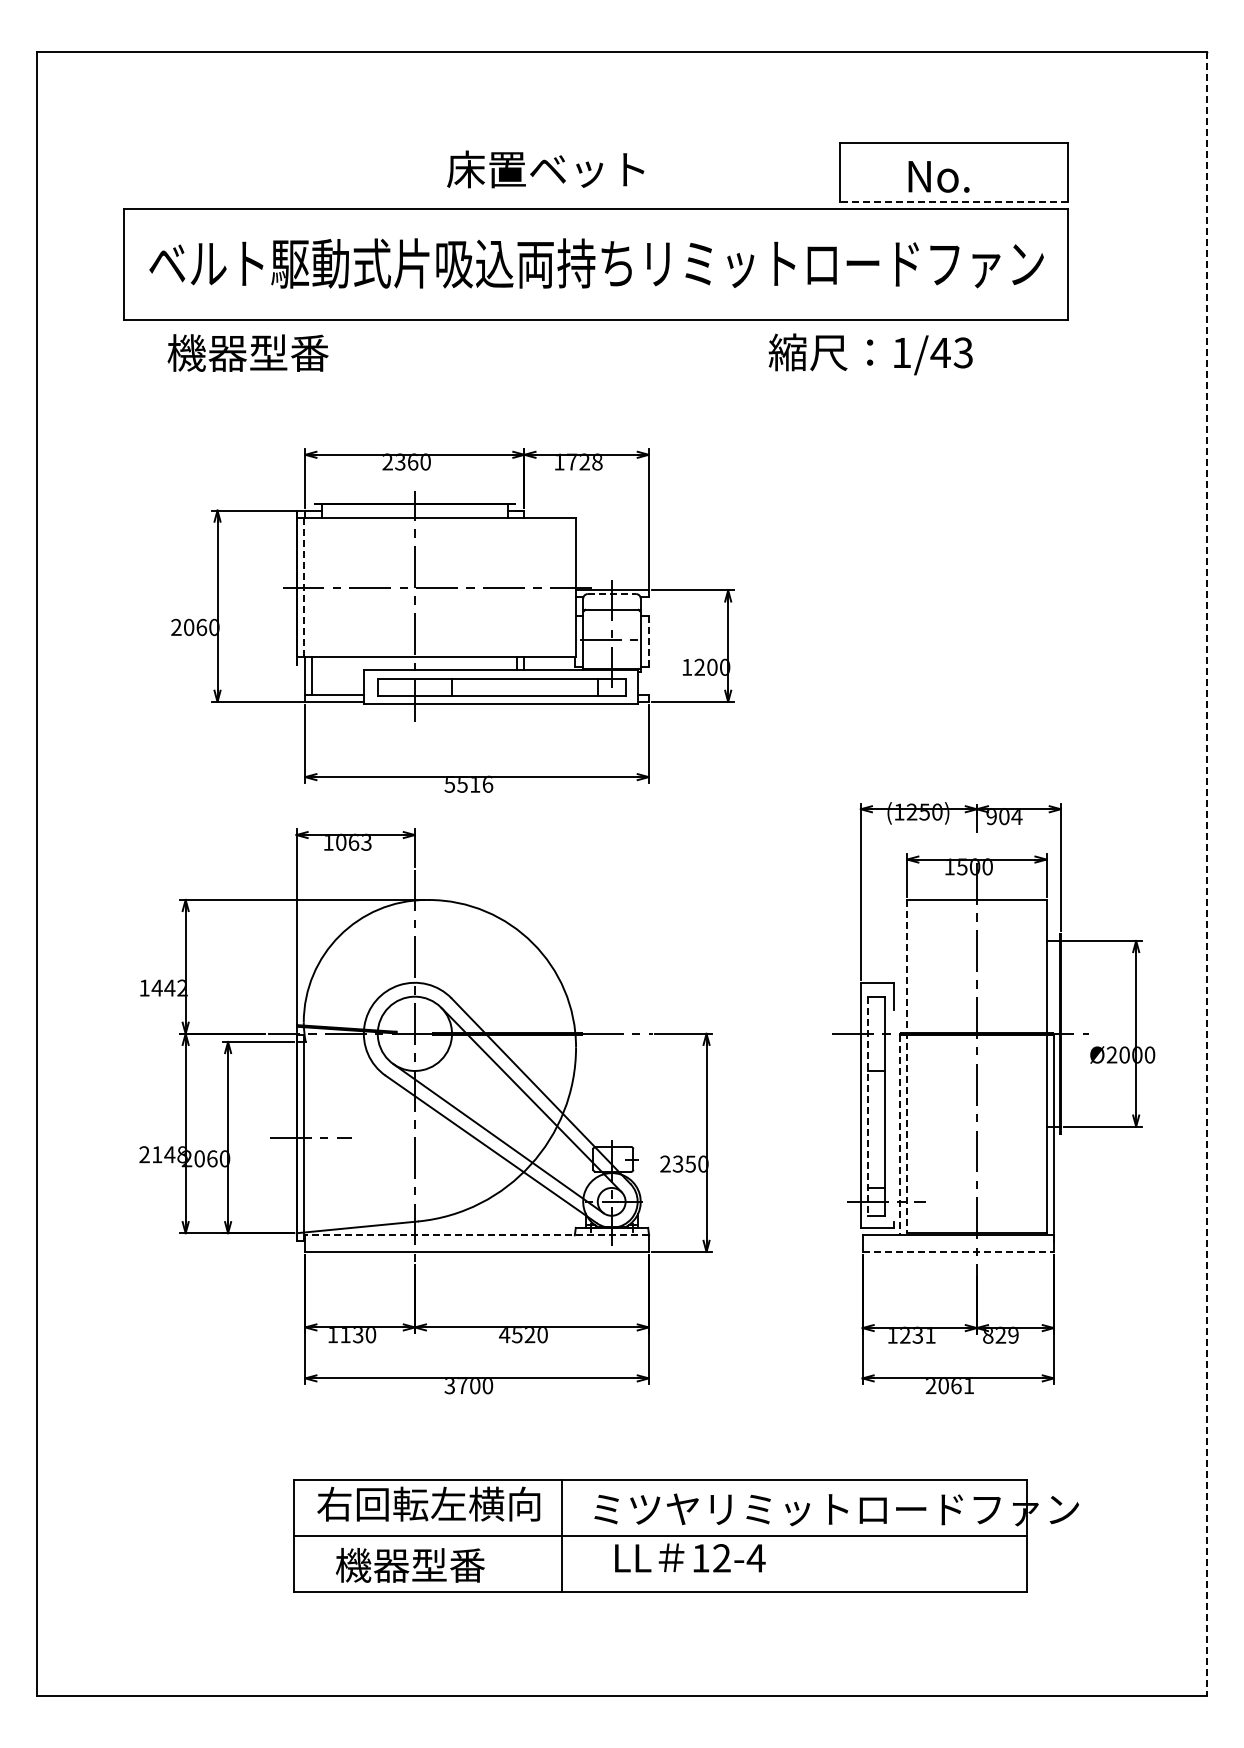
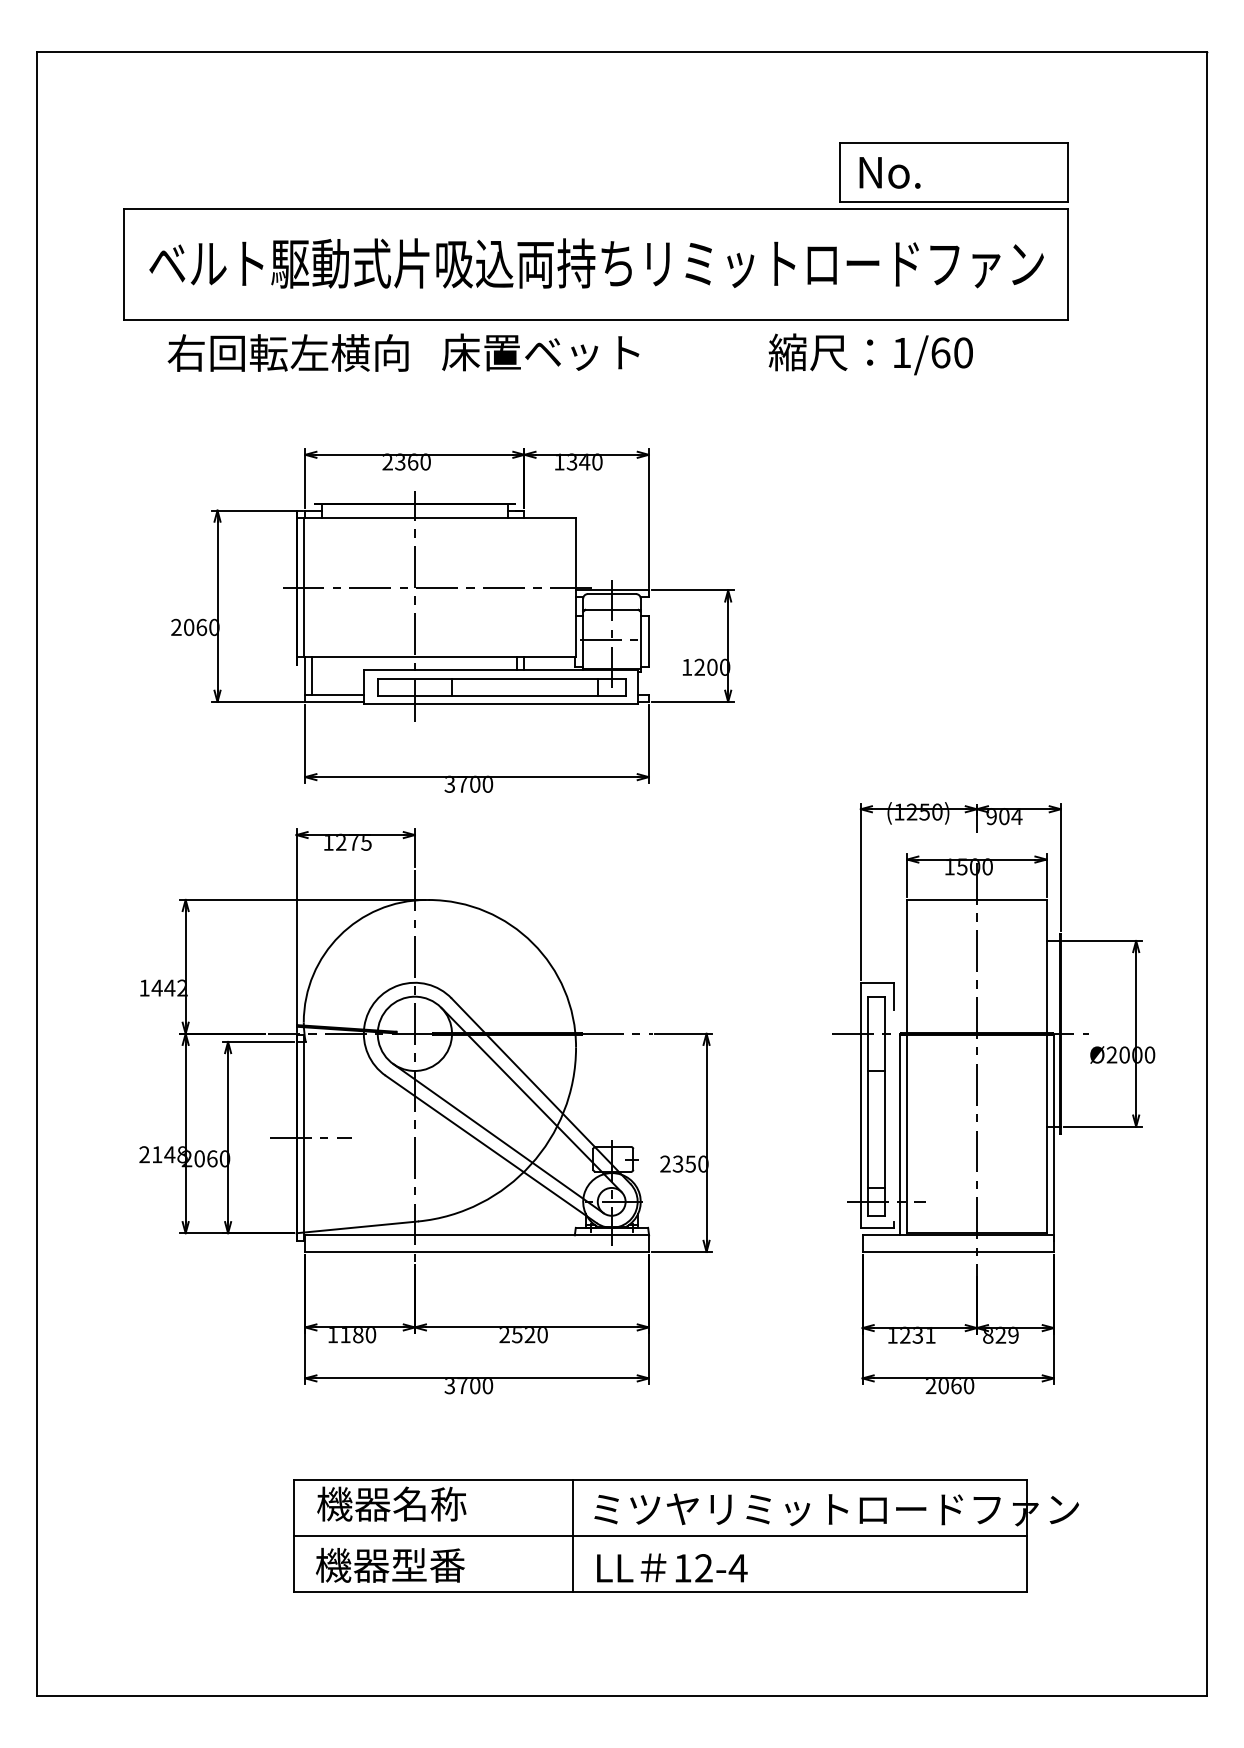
text position: (545, 169) -> (540, 352) (540, 352)
text position: (938, 176) -> (889, 172) (889, 172)
line: dashed -> solid (953, 202)
text: 機器型番 -> 右回転左横向 (287, 352)
text: 1/43 -> 1/60 (951, 352)
text: 1728 -> 1340 (584, 461)
line: dashed -> solid (303, 587)
line: dashed -> solid (612, 594)
line: dashed -> solid (649, 640)
text: 5516 -> 3700 (469, 783)
text: 1063 -> 1275 (353, 841)
line: dashed -> solid (1206, 874)
line: dashed -> solid (907, 1066)
line: dashed -> solid (868, 1106)
line: dashed -> solid (899, 1135)
line: dashed -> solid (477, 1235)
line: dashed -> solid (958, 1252)
text: 1130 -> 1180 (358, 1335)
text: 4520 -> 2520 (504, 1335)
text: 2061 -> 2060 (969, 1386)
text: 右回転左横向 -> 機器名称 (428, 1503)
line position: (561, 1535) -> (572, 1535) (572, 1535)
text position: (690, 1557) -> (672, 1567) (672, 1567)
text position: (410, 1565) -> (390, 1565) (390, 1565)
